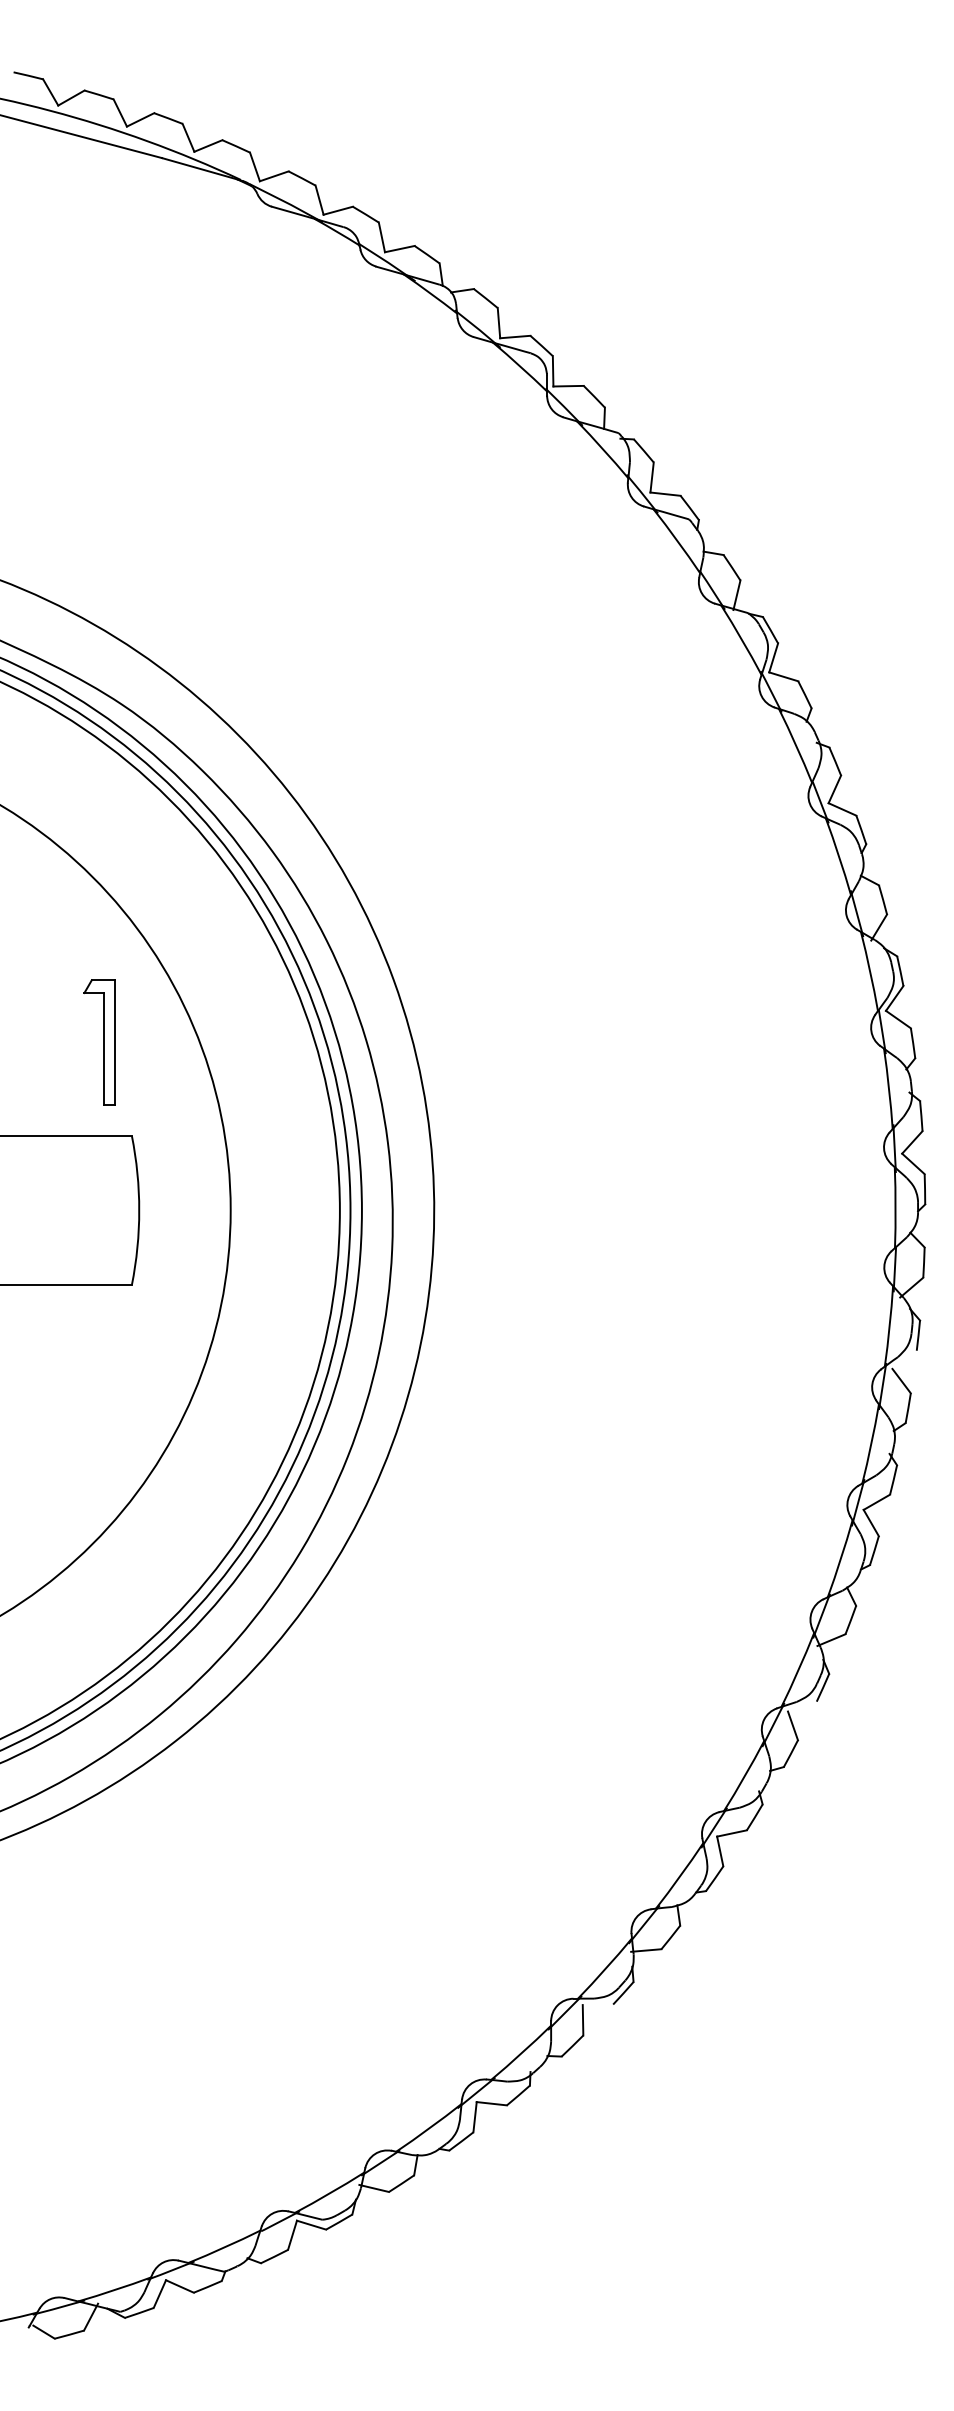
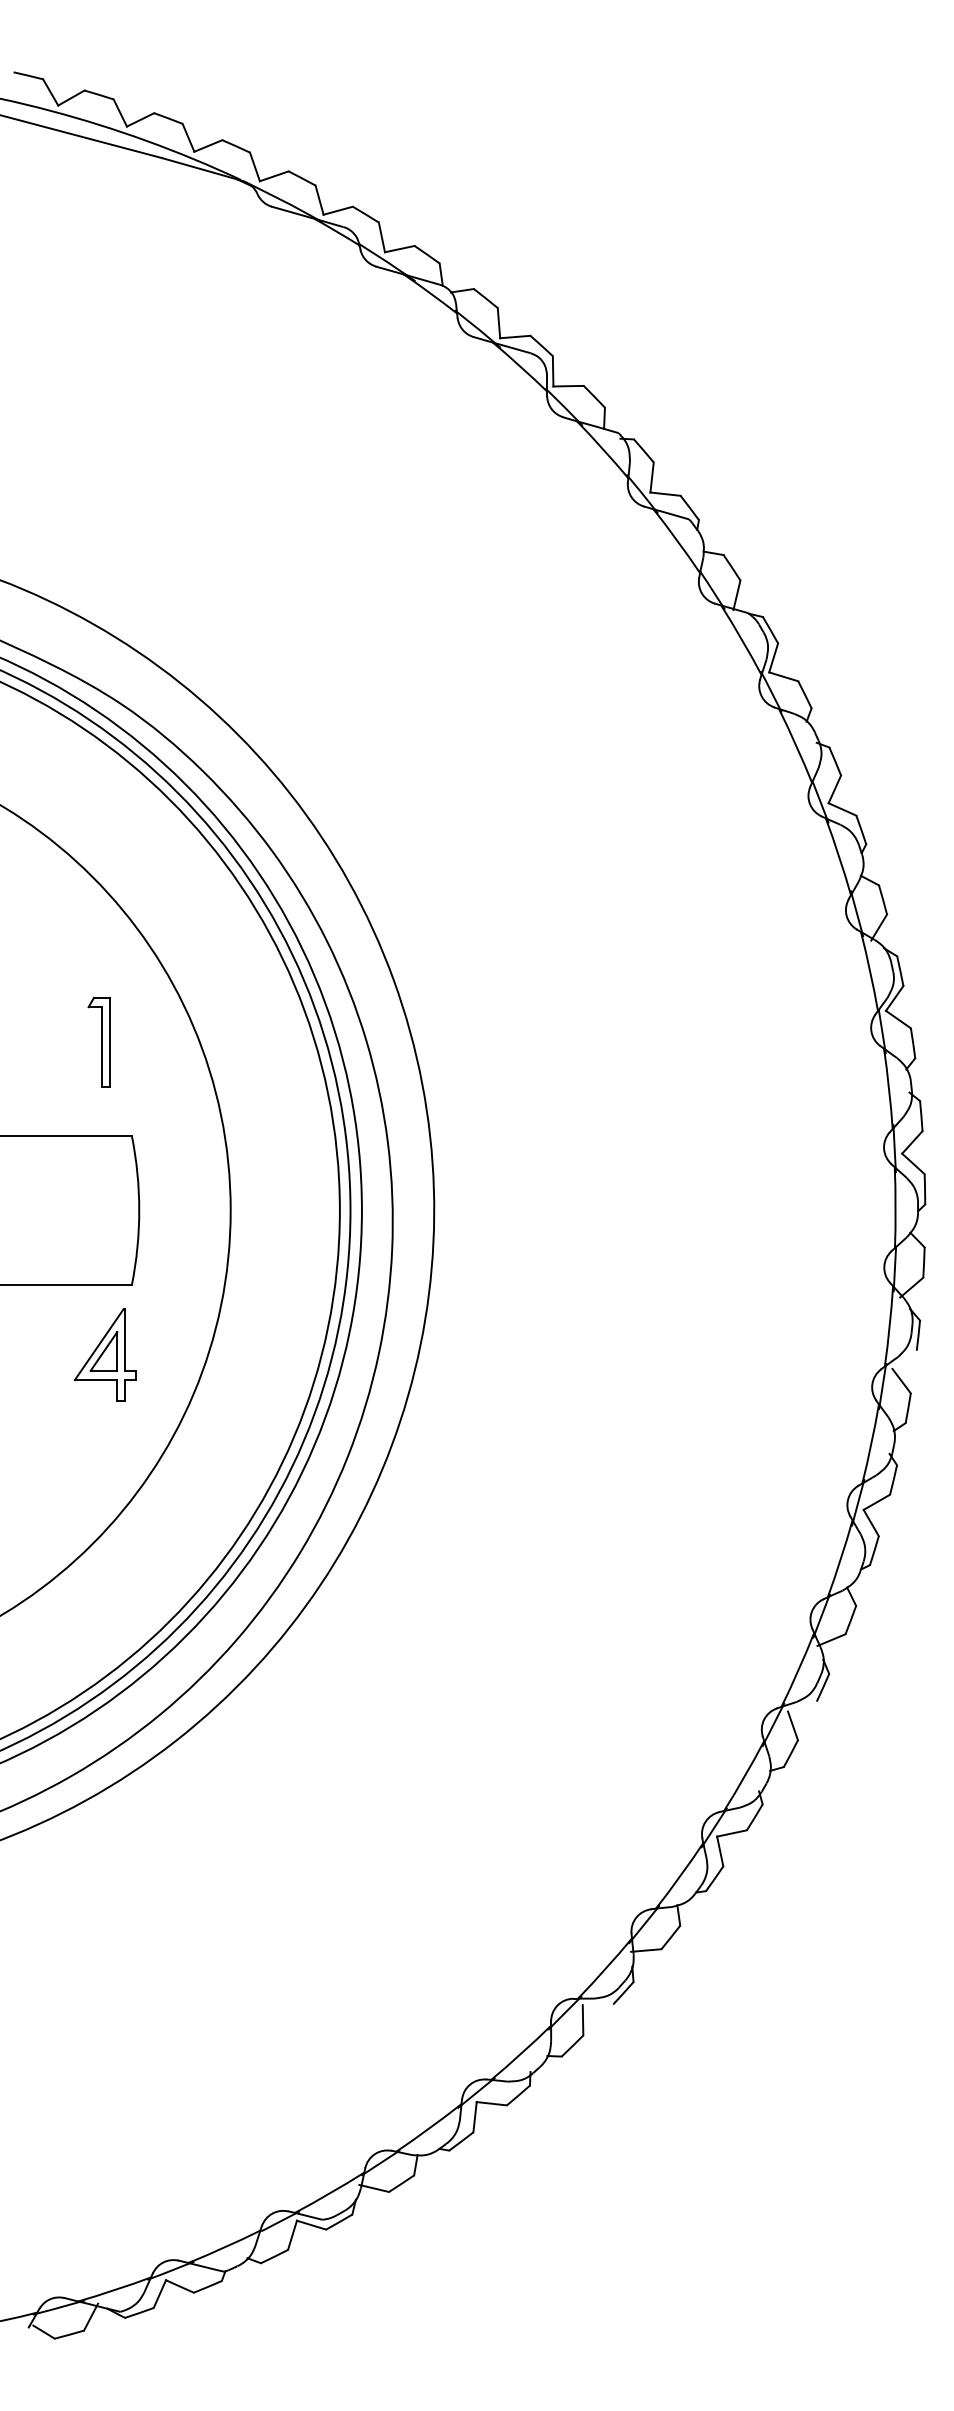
part size: 33x127 px -> 24x91 px (98, 1042)
part: none -> present (104, 1354)
